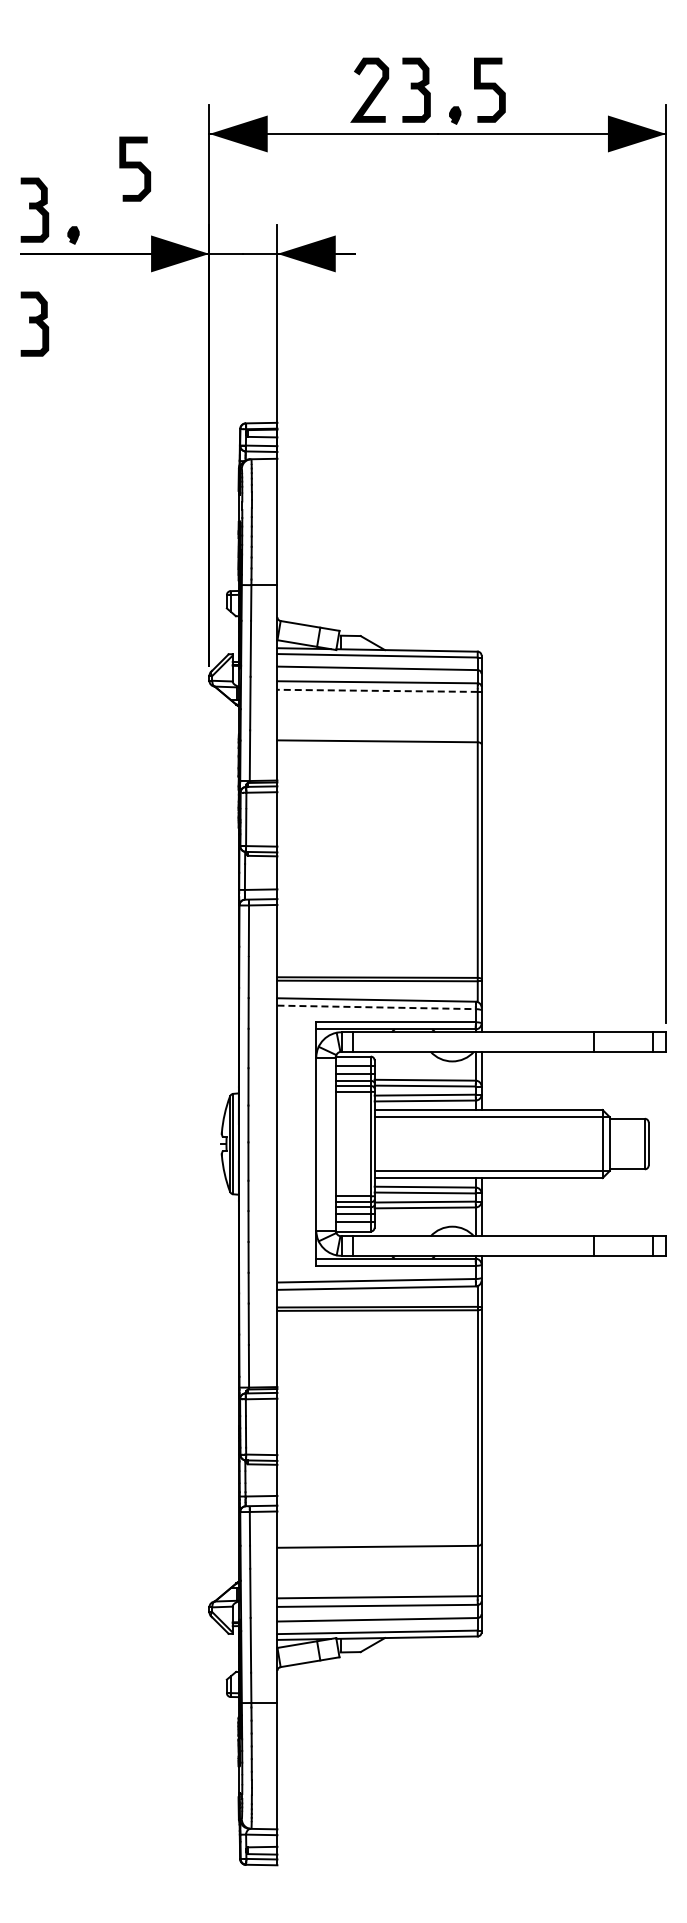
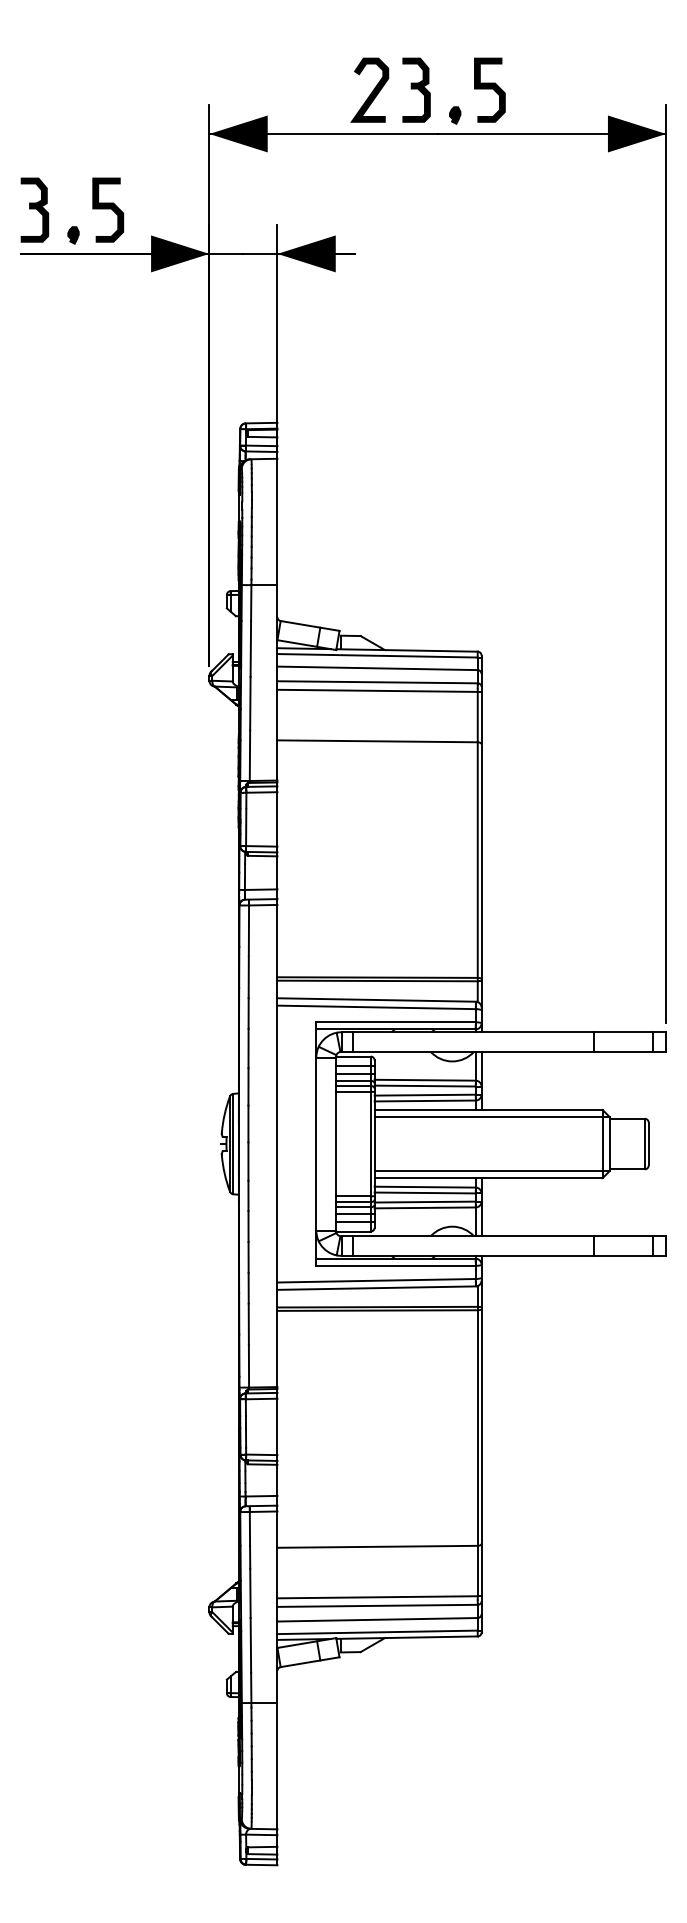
curve position: (135, 168) -> (108, 209) (108, 209)
part: present -> none (34, 323)
line: dashed -> solid (377, 690)
line: dashed -> solid (376, 1007)
